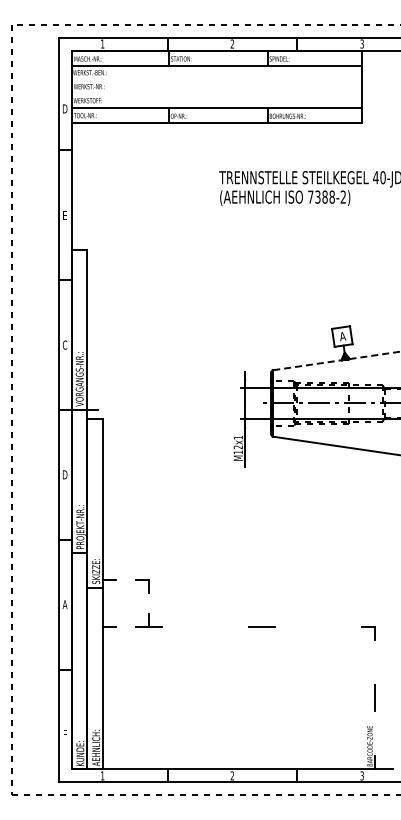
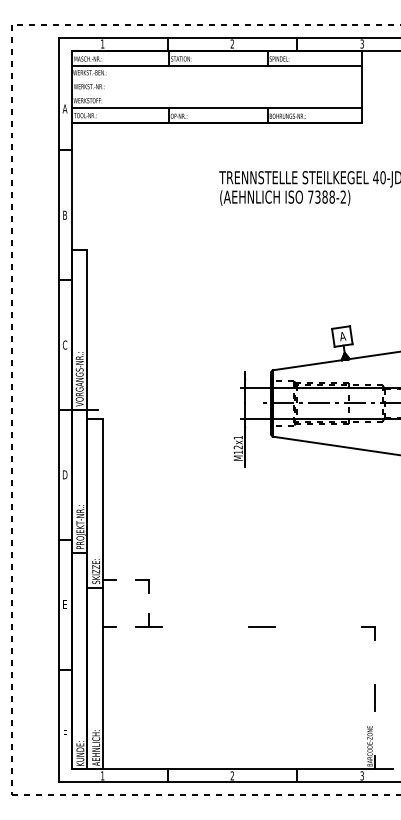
text: D -> A (64, 108)
text: E -> B (64, 214)
line: dashed -> solid (337, 360)
text: A -> E (64, 604)
